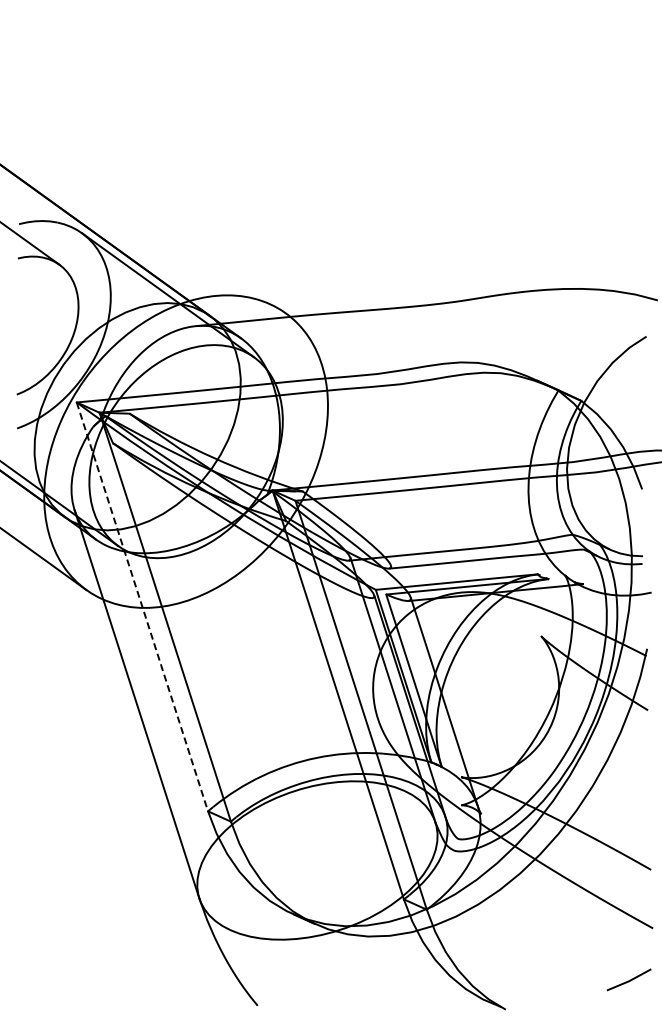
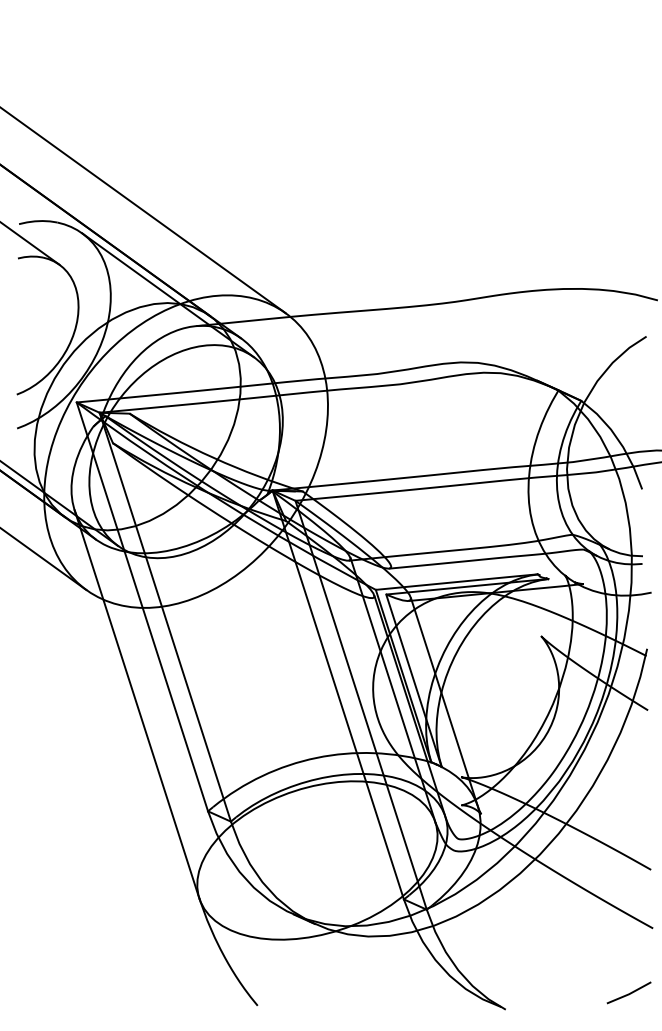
line: none -> present (143, 210)
line: dashed -> solid (142, 606)
line position: (628, 980) -> (628, 993) (628, 993)
